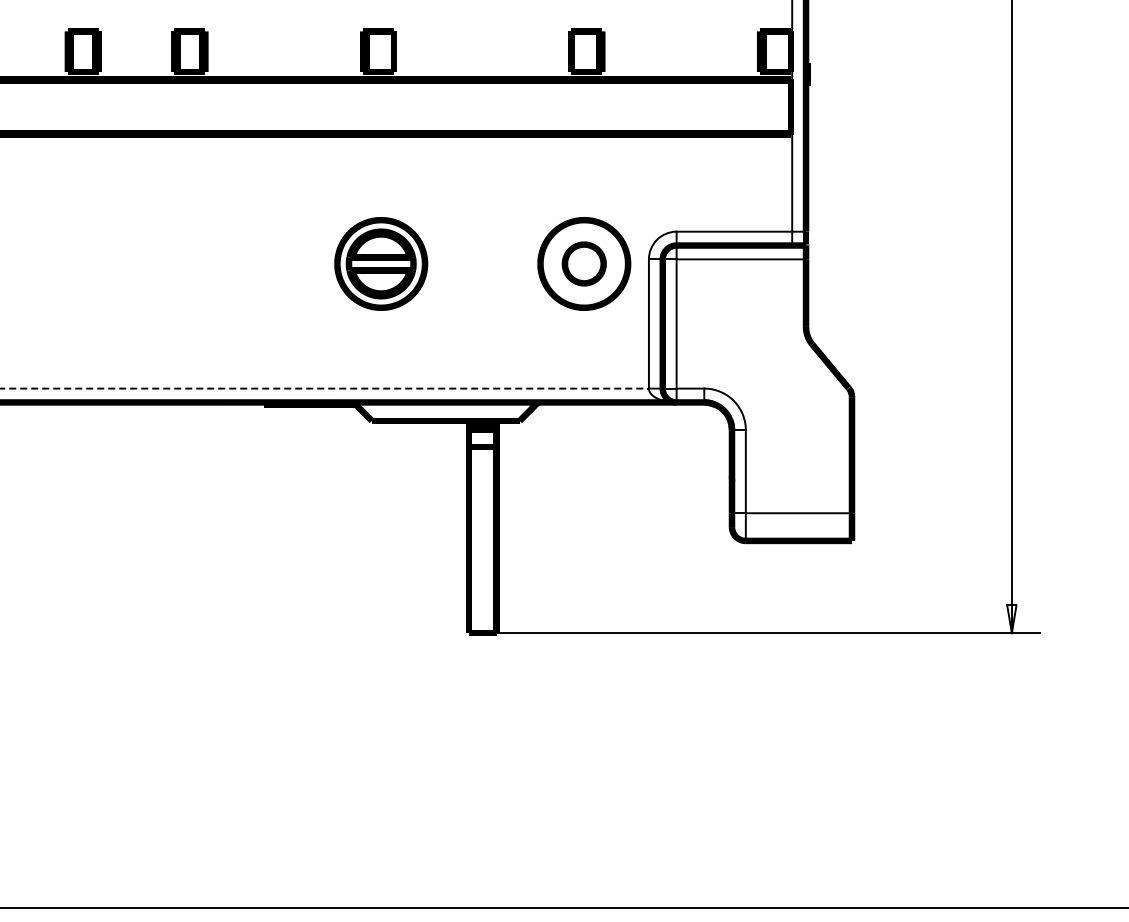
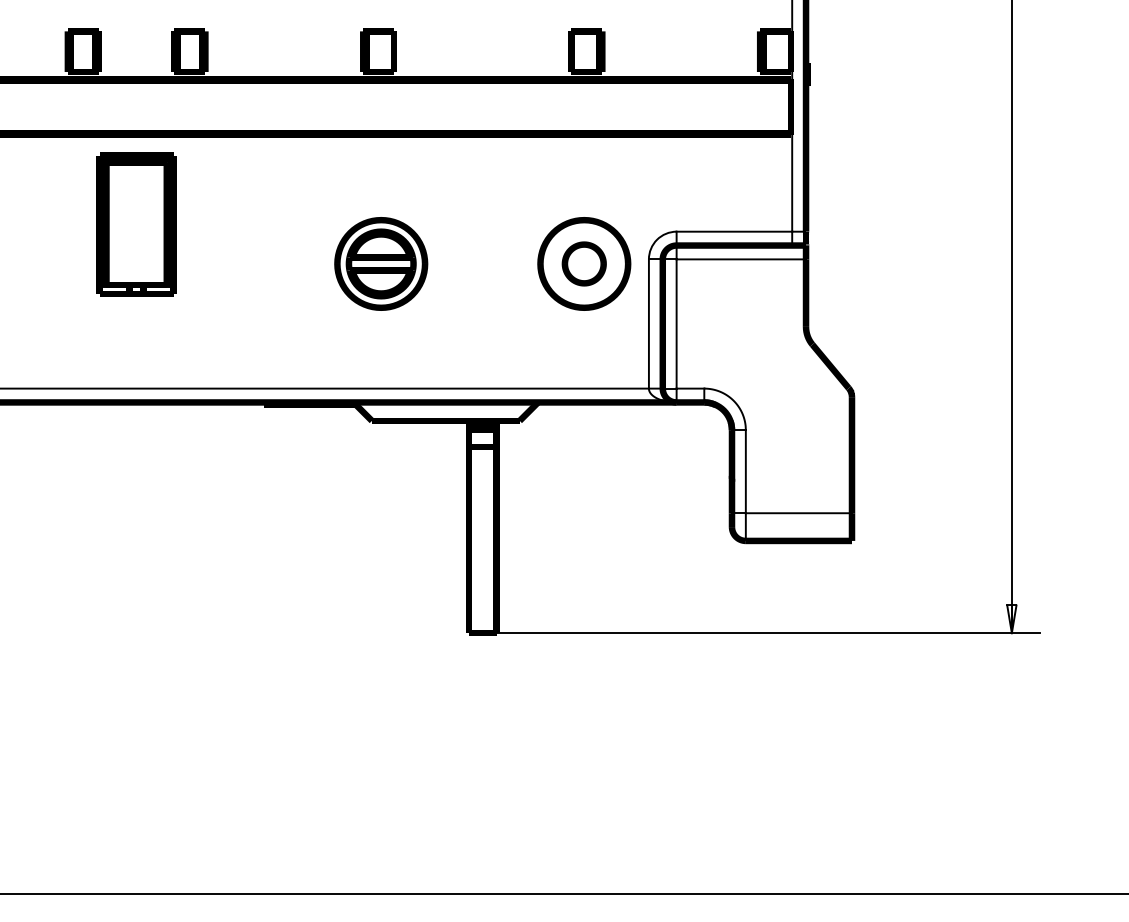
part: none -> present (136, 224)
line: dashed -> solid (325, 388)
line position: (563, 908) -> (563, 894) (563, 894)
